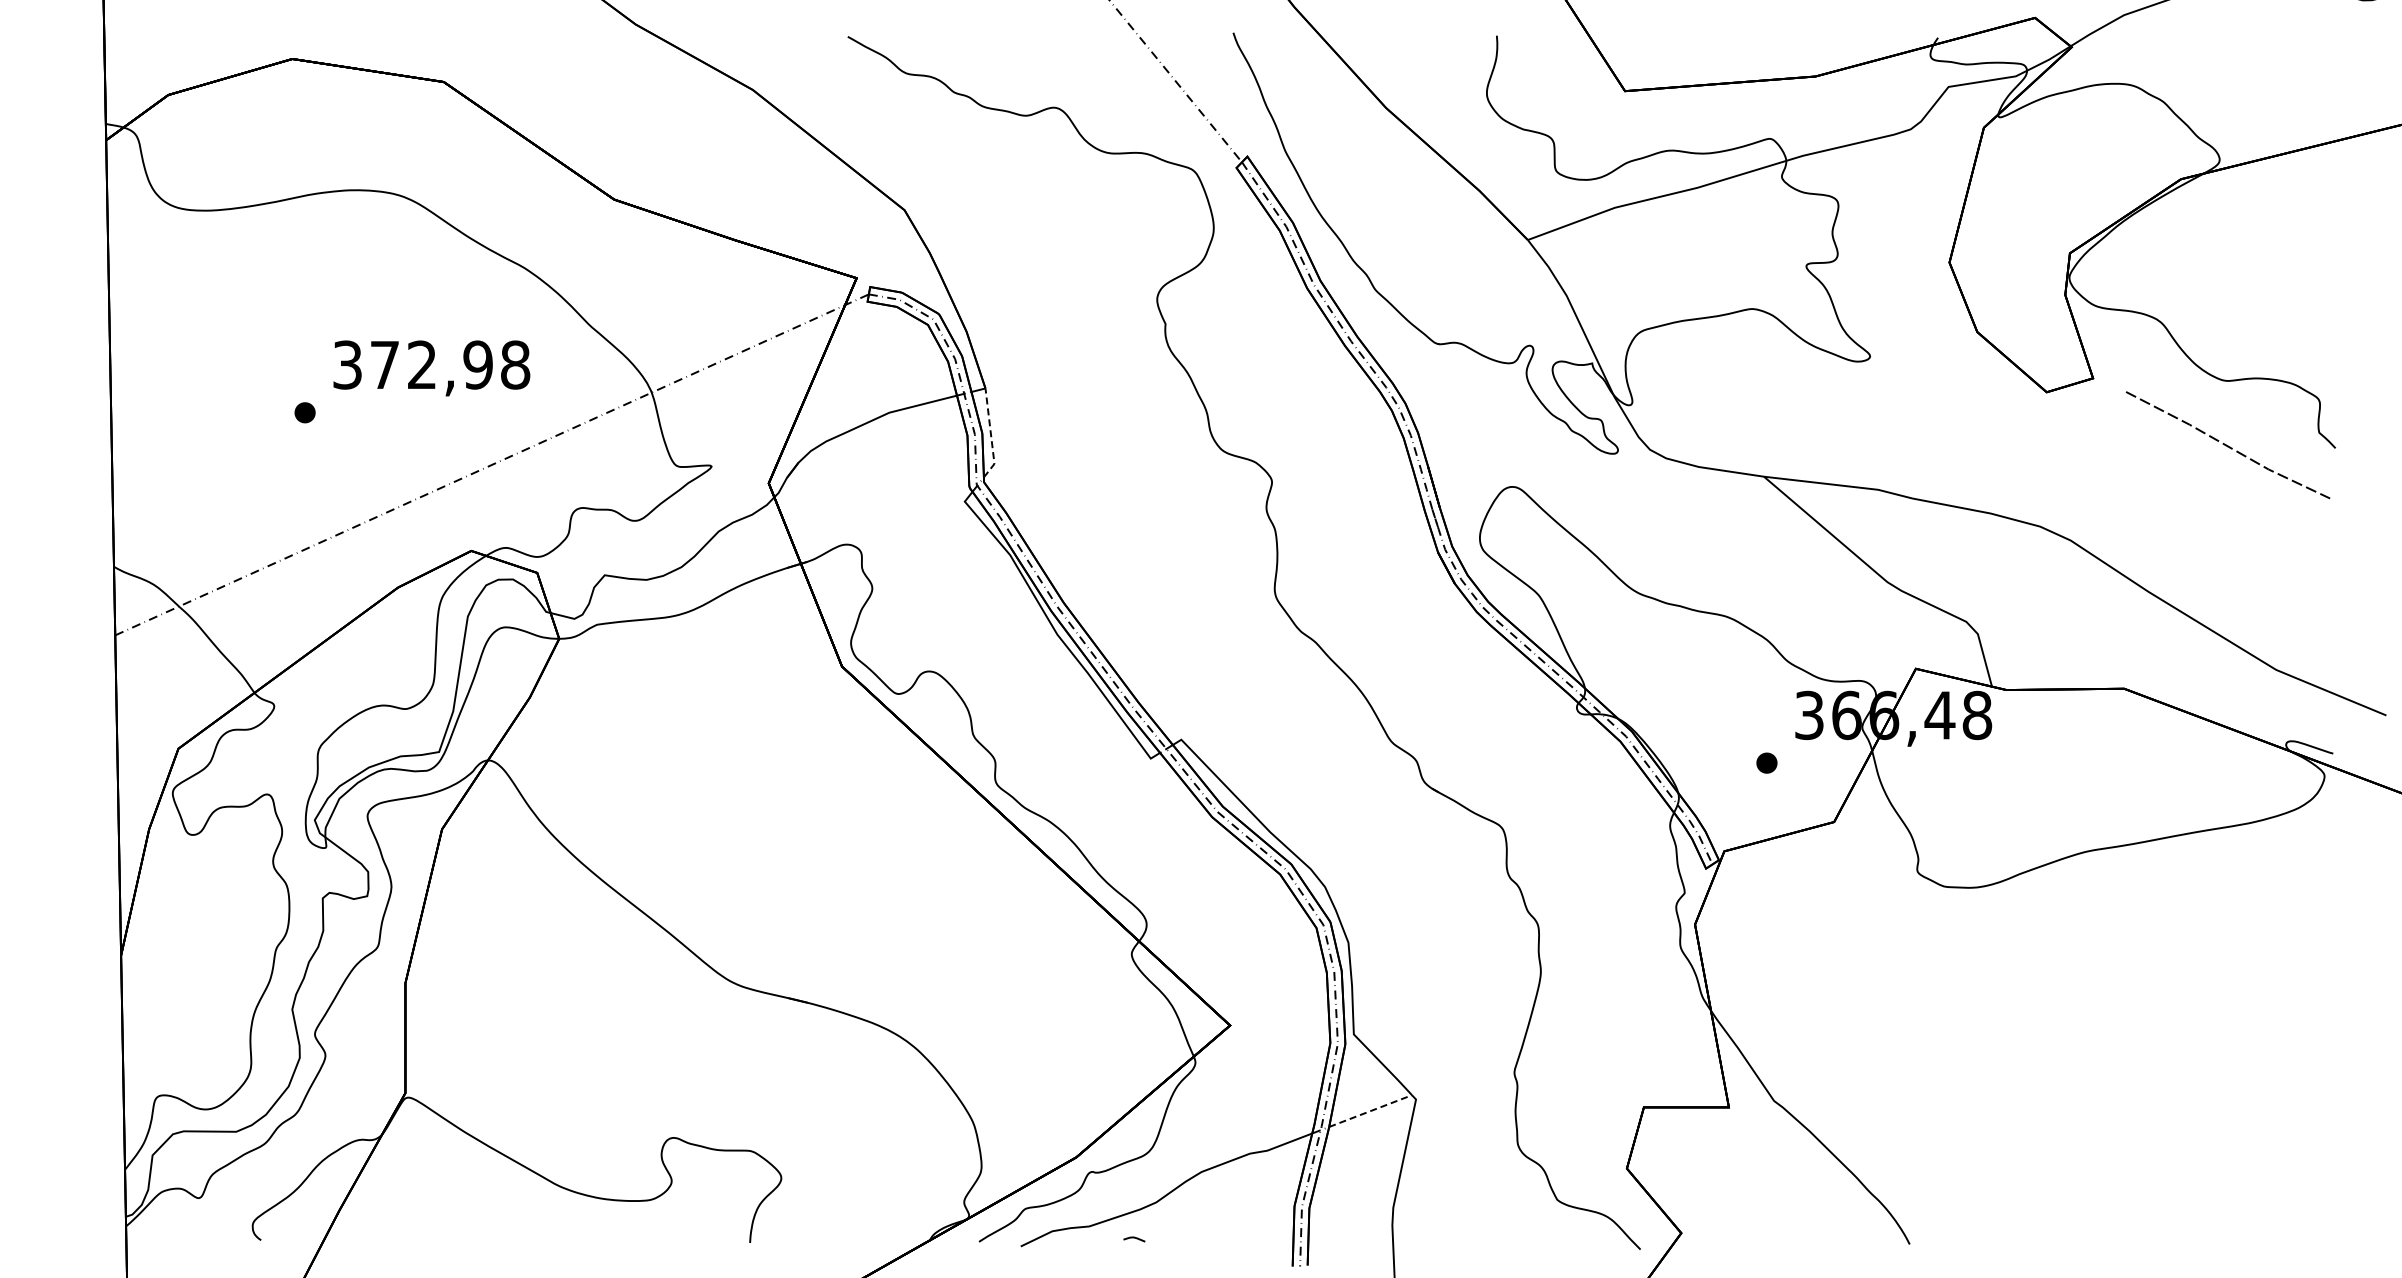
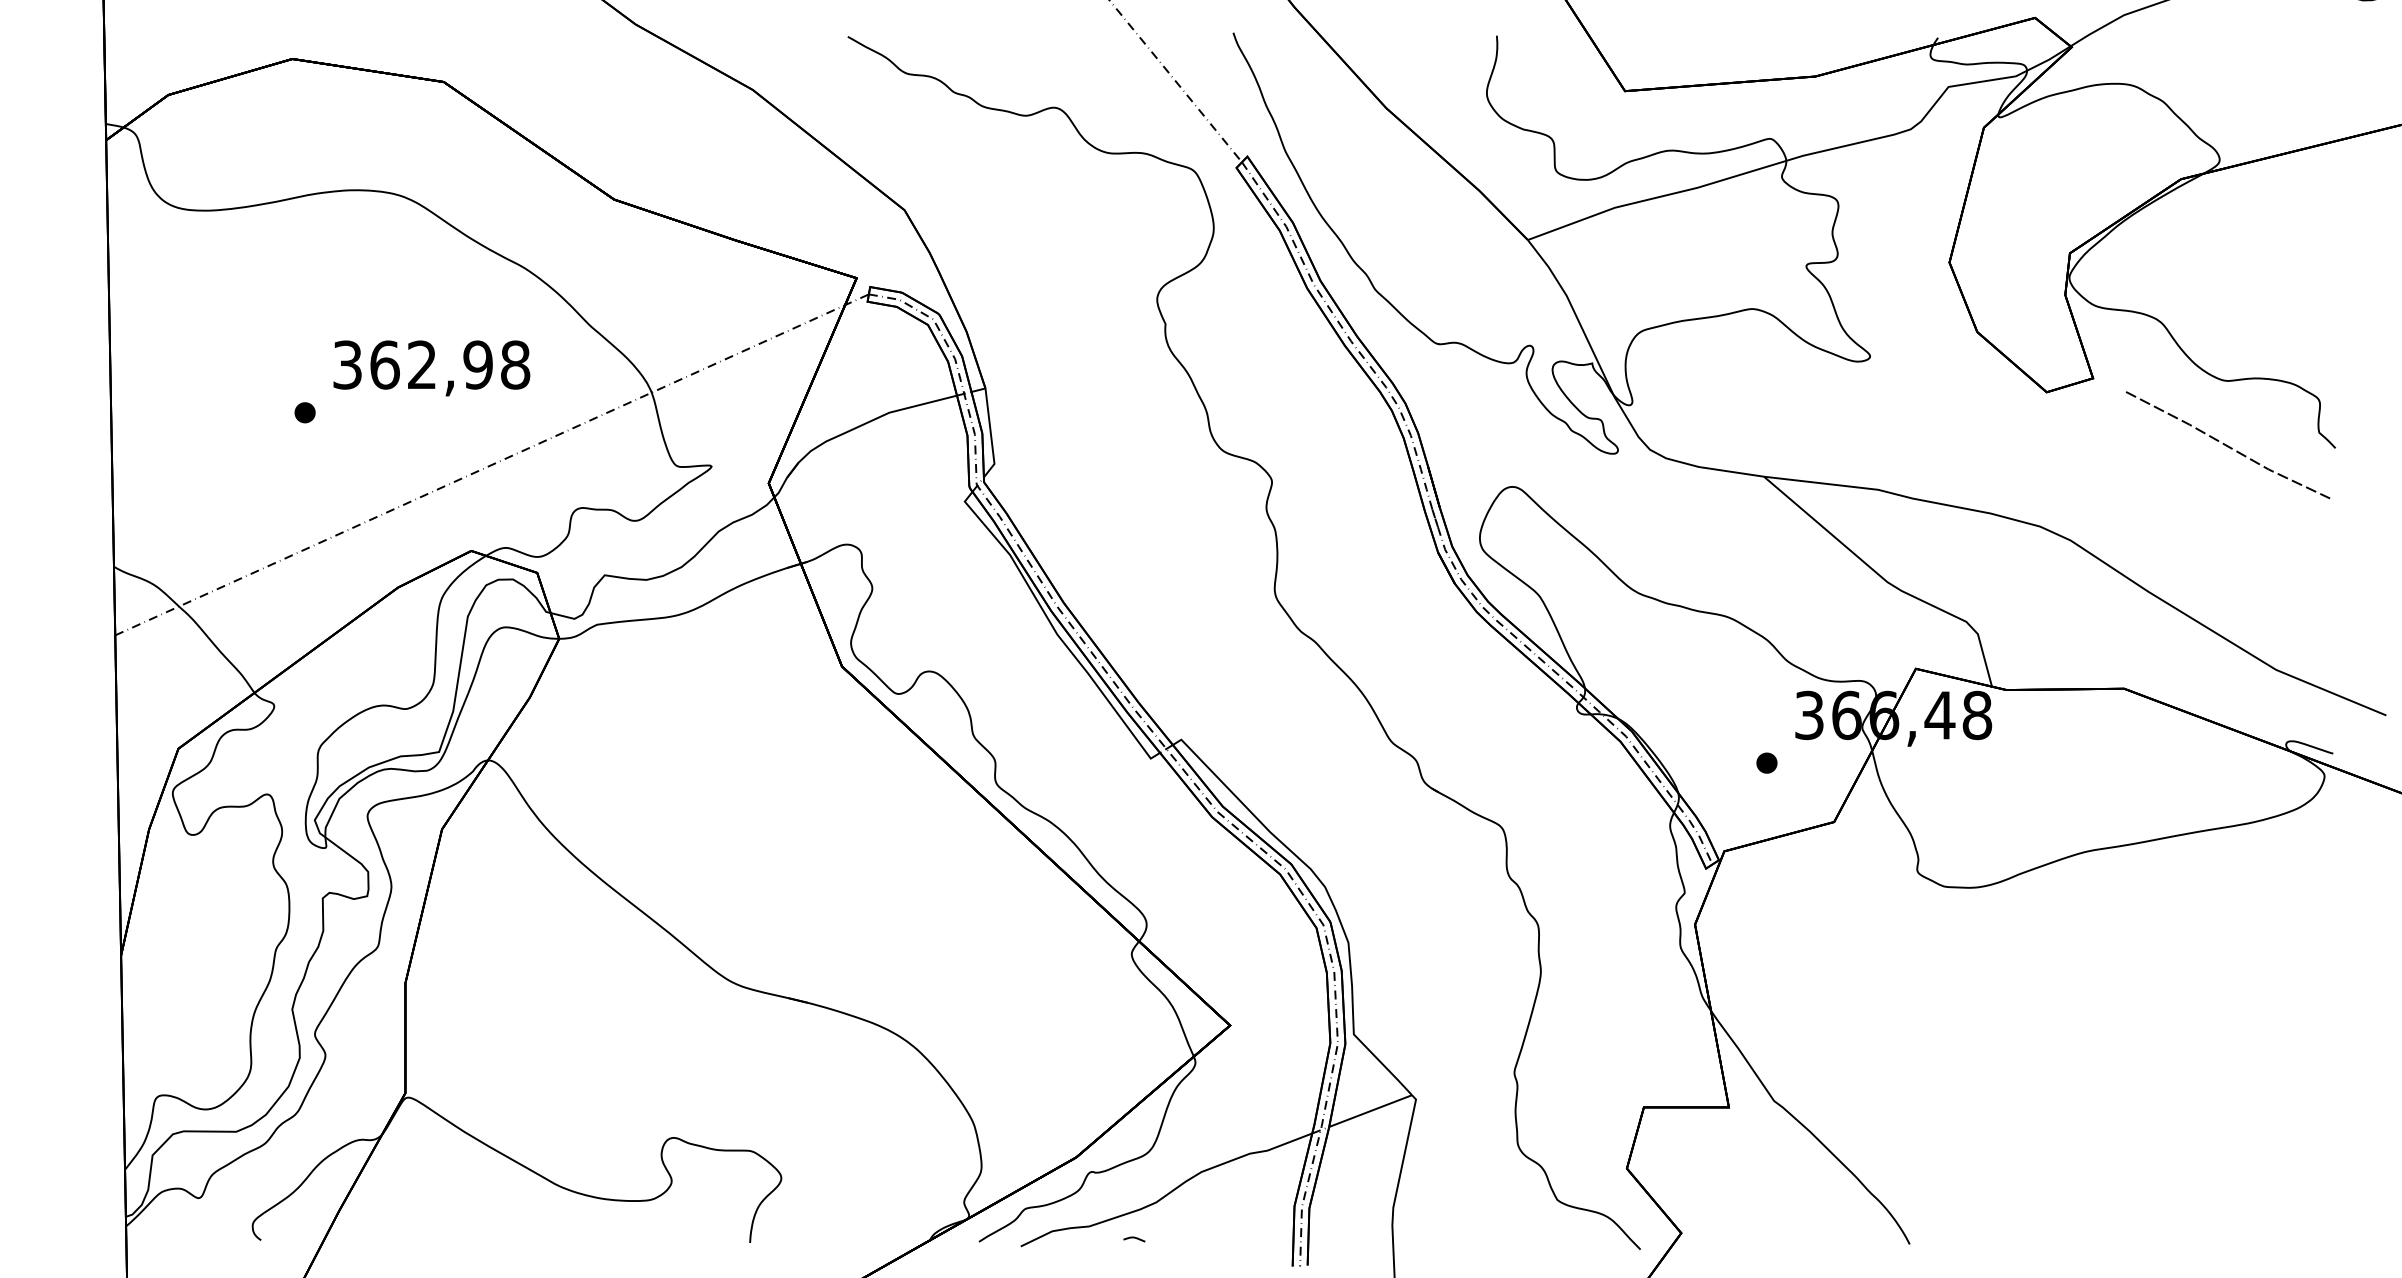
text: 372,98 -> 362,98 (384, 364)
line: dashed -> solid (991, 435)
line: dashed -> solid (1371, 1110)
